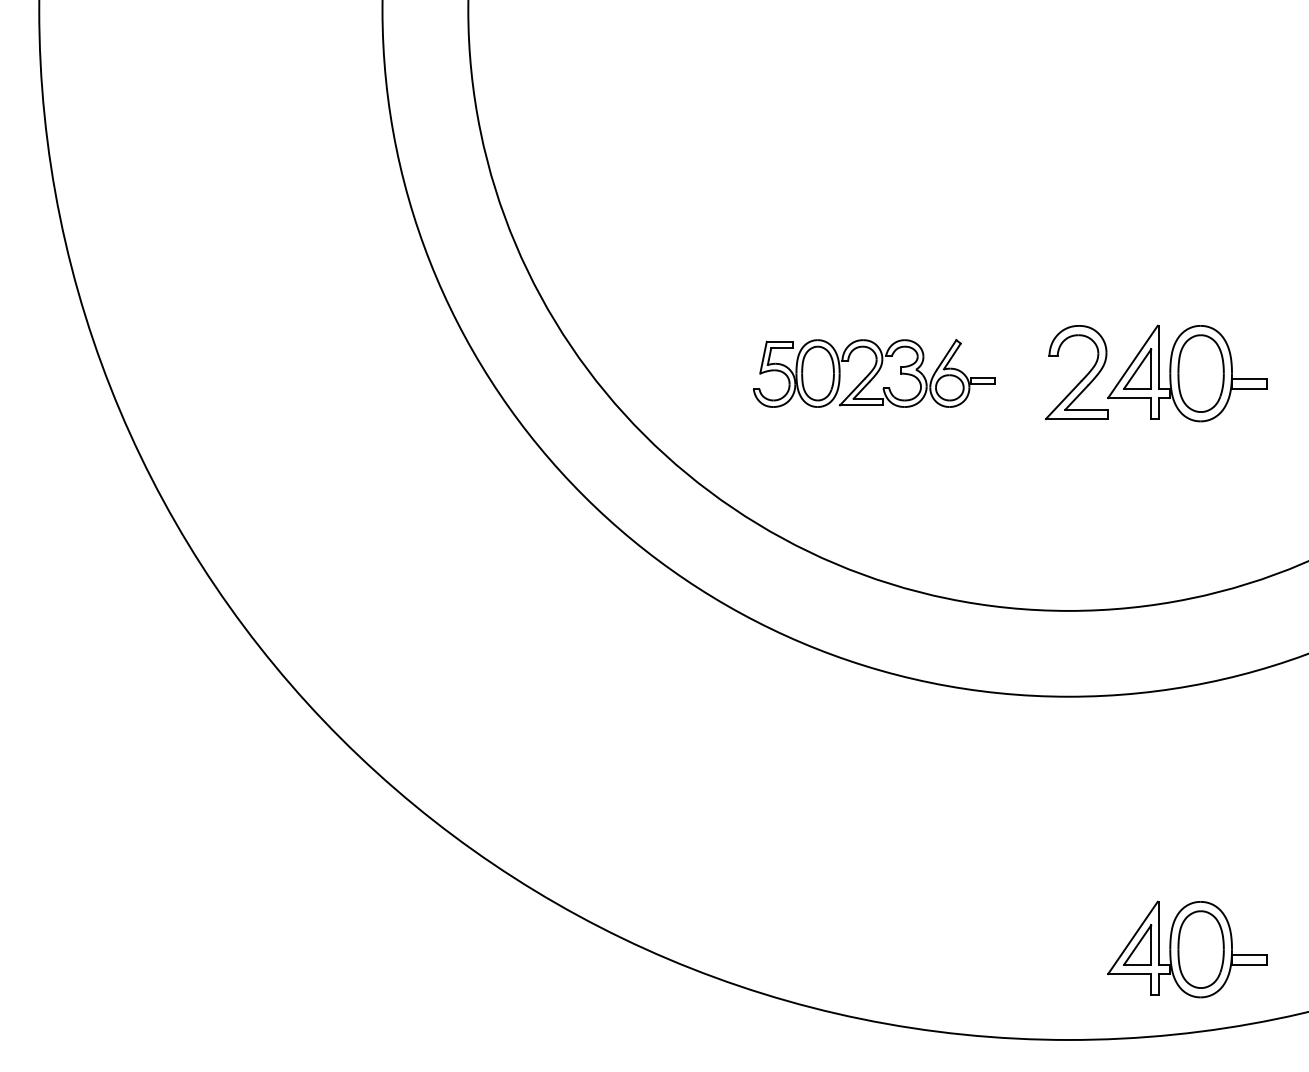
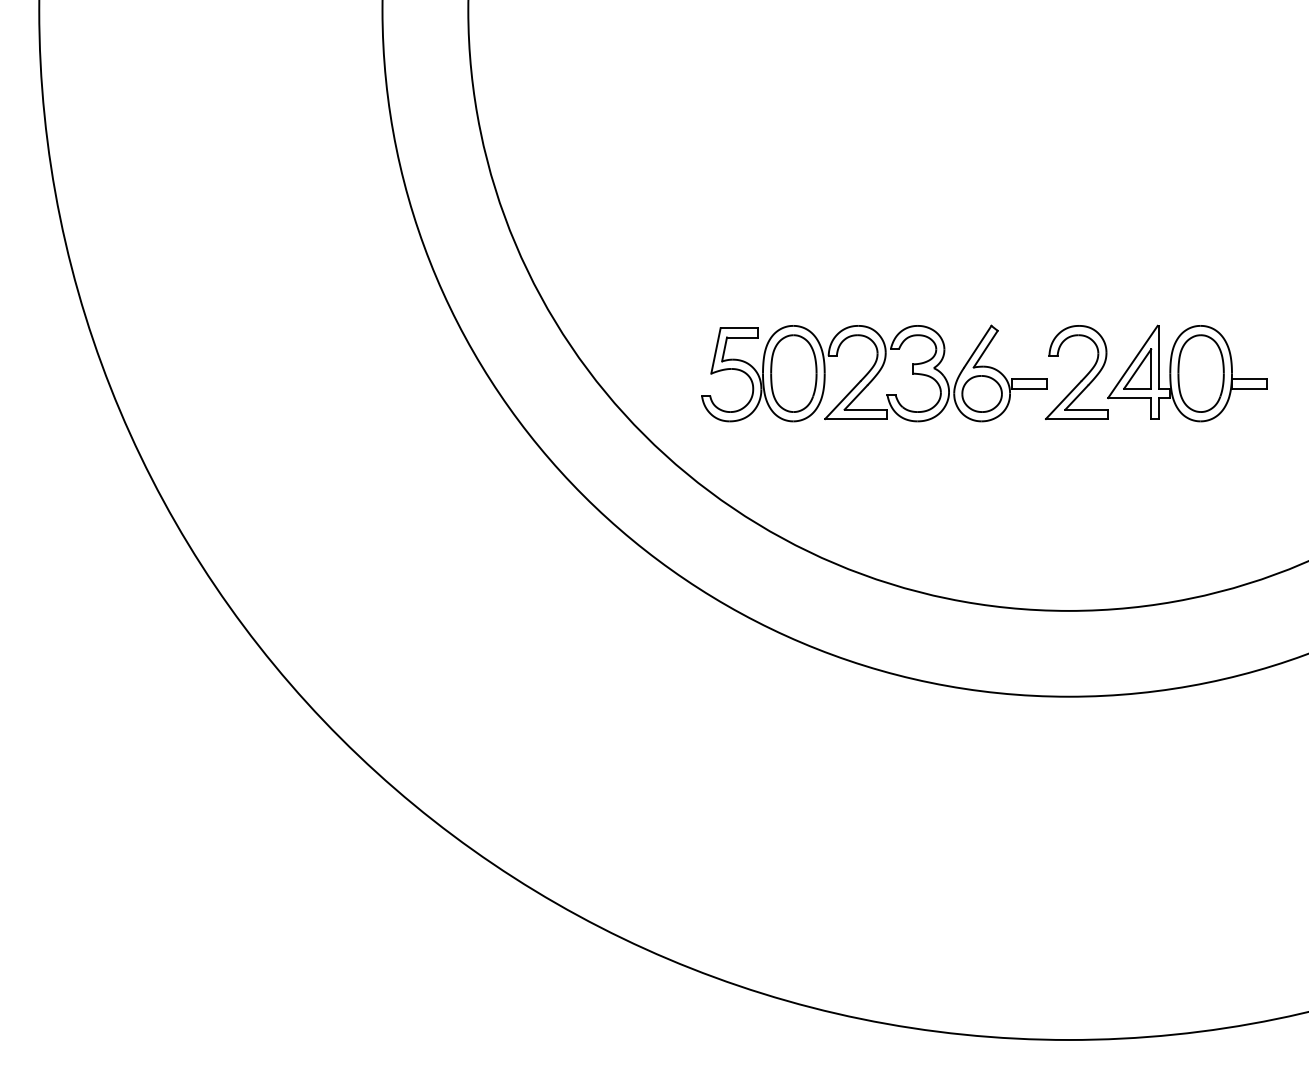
part size: 243x69 px -> 347x99 px (874, 373)
part: present -> none (1187, 949)
